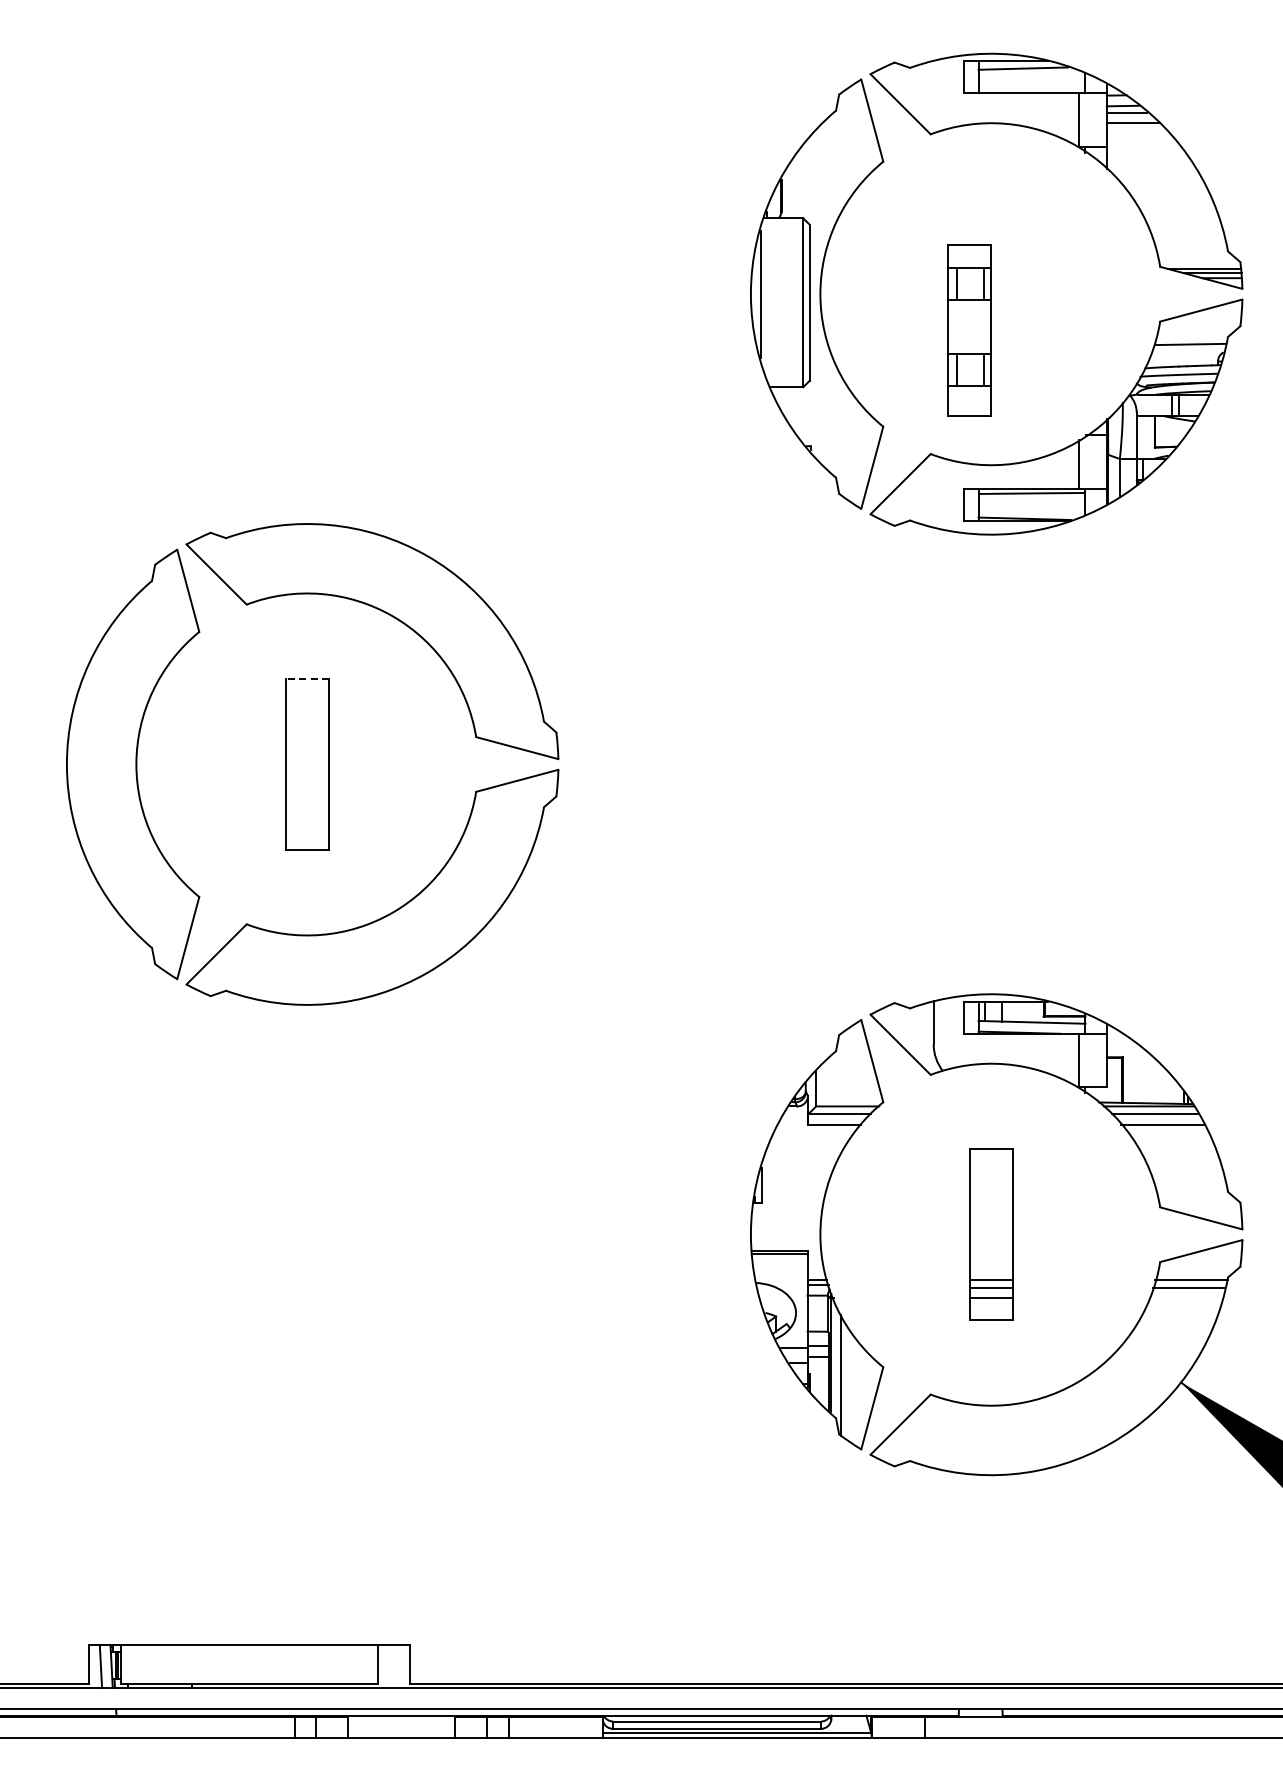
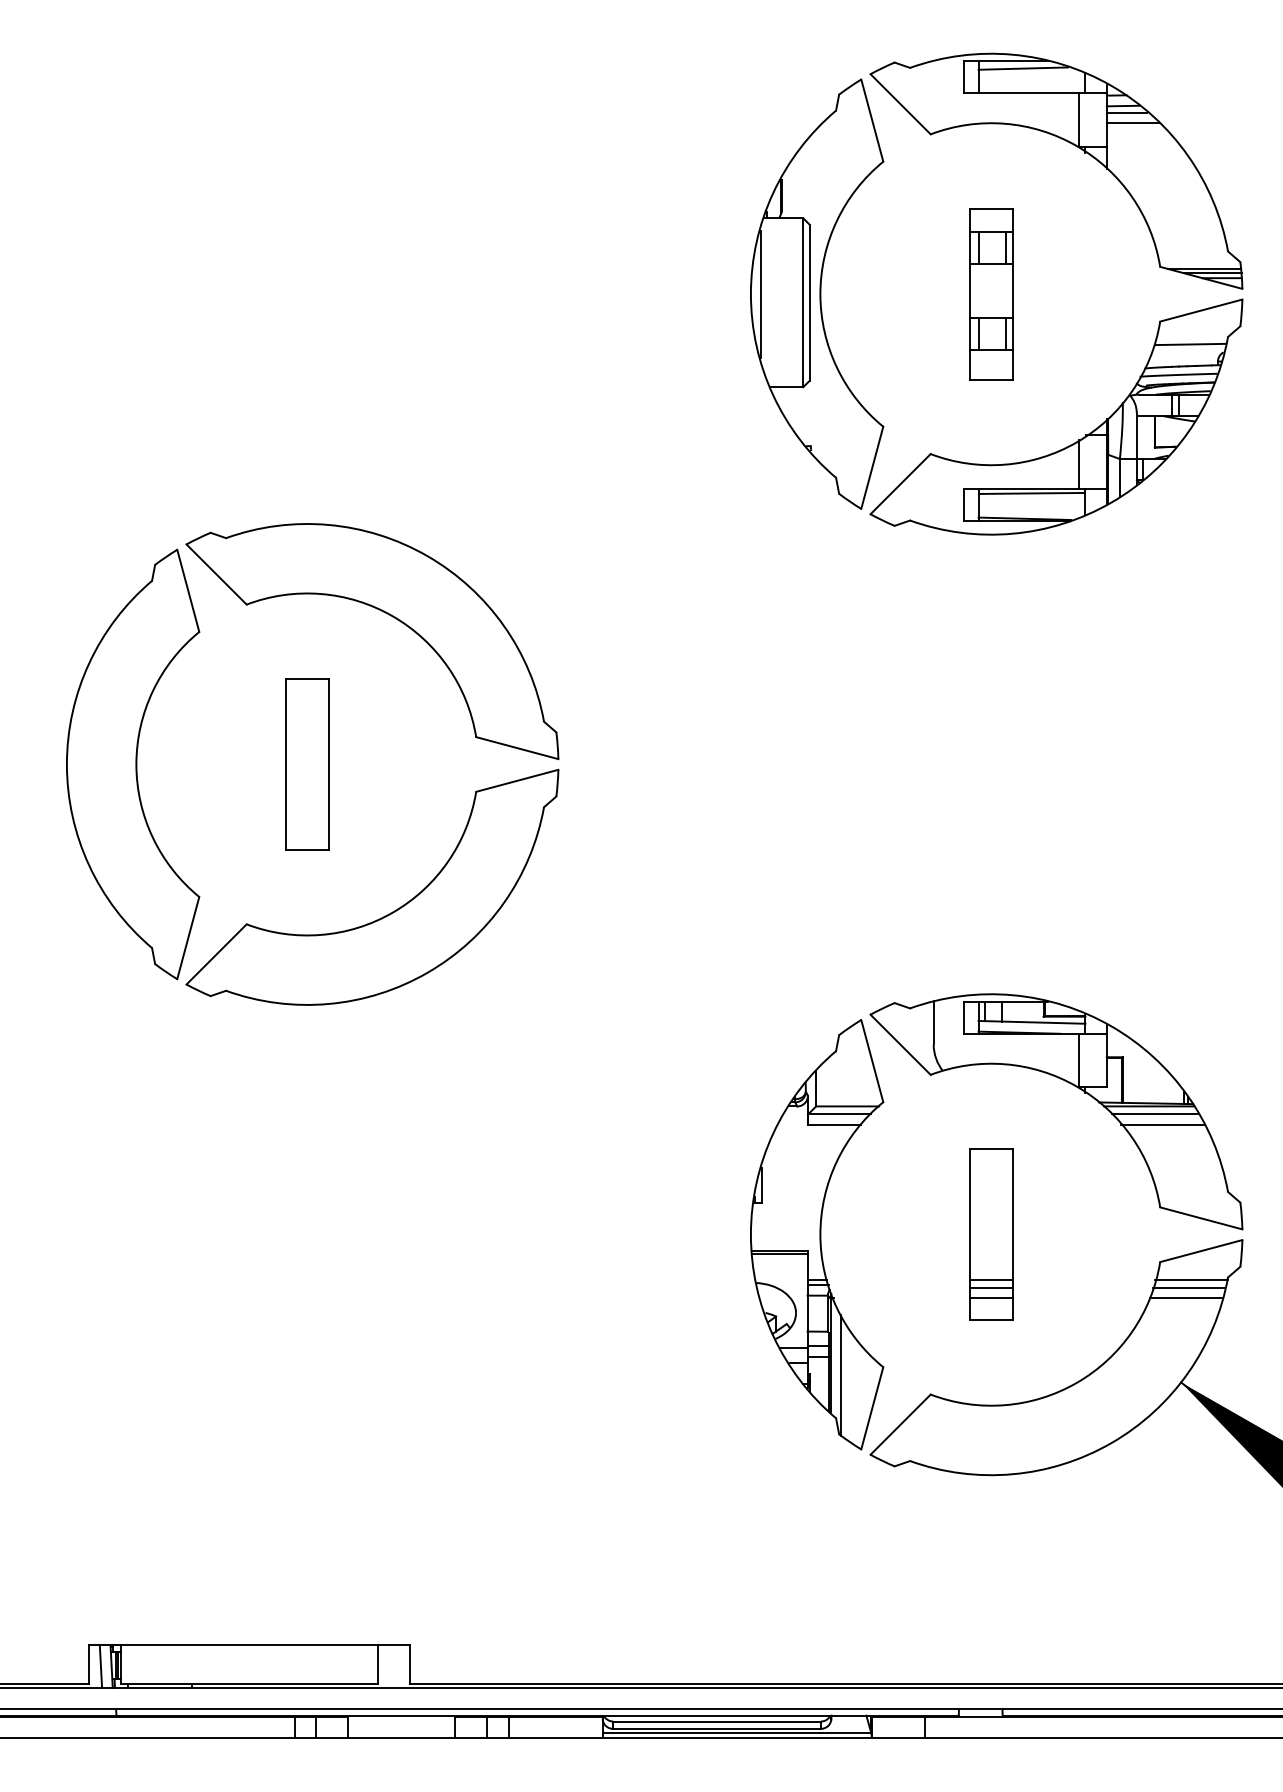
part position: (969, 330) -> (991, 294) (991, 294)
line: dashed -> solid (306, 678)
line: none -> present (1185, 1298)
